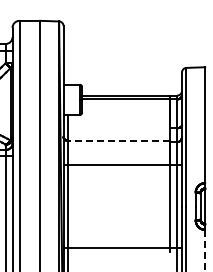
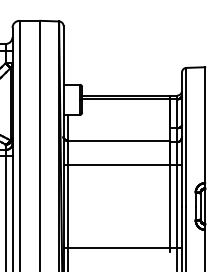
line: dashed -> solid (118, 140)
line: dashed -> solid (205, 250)
